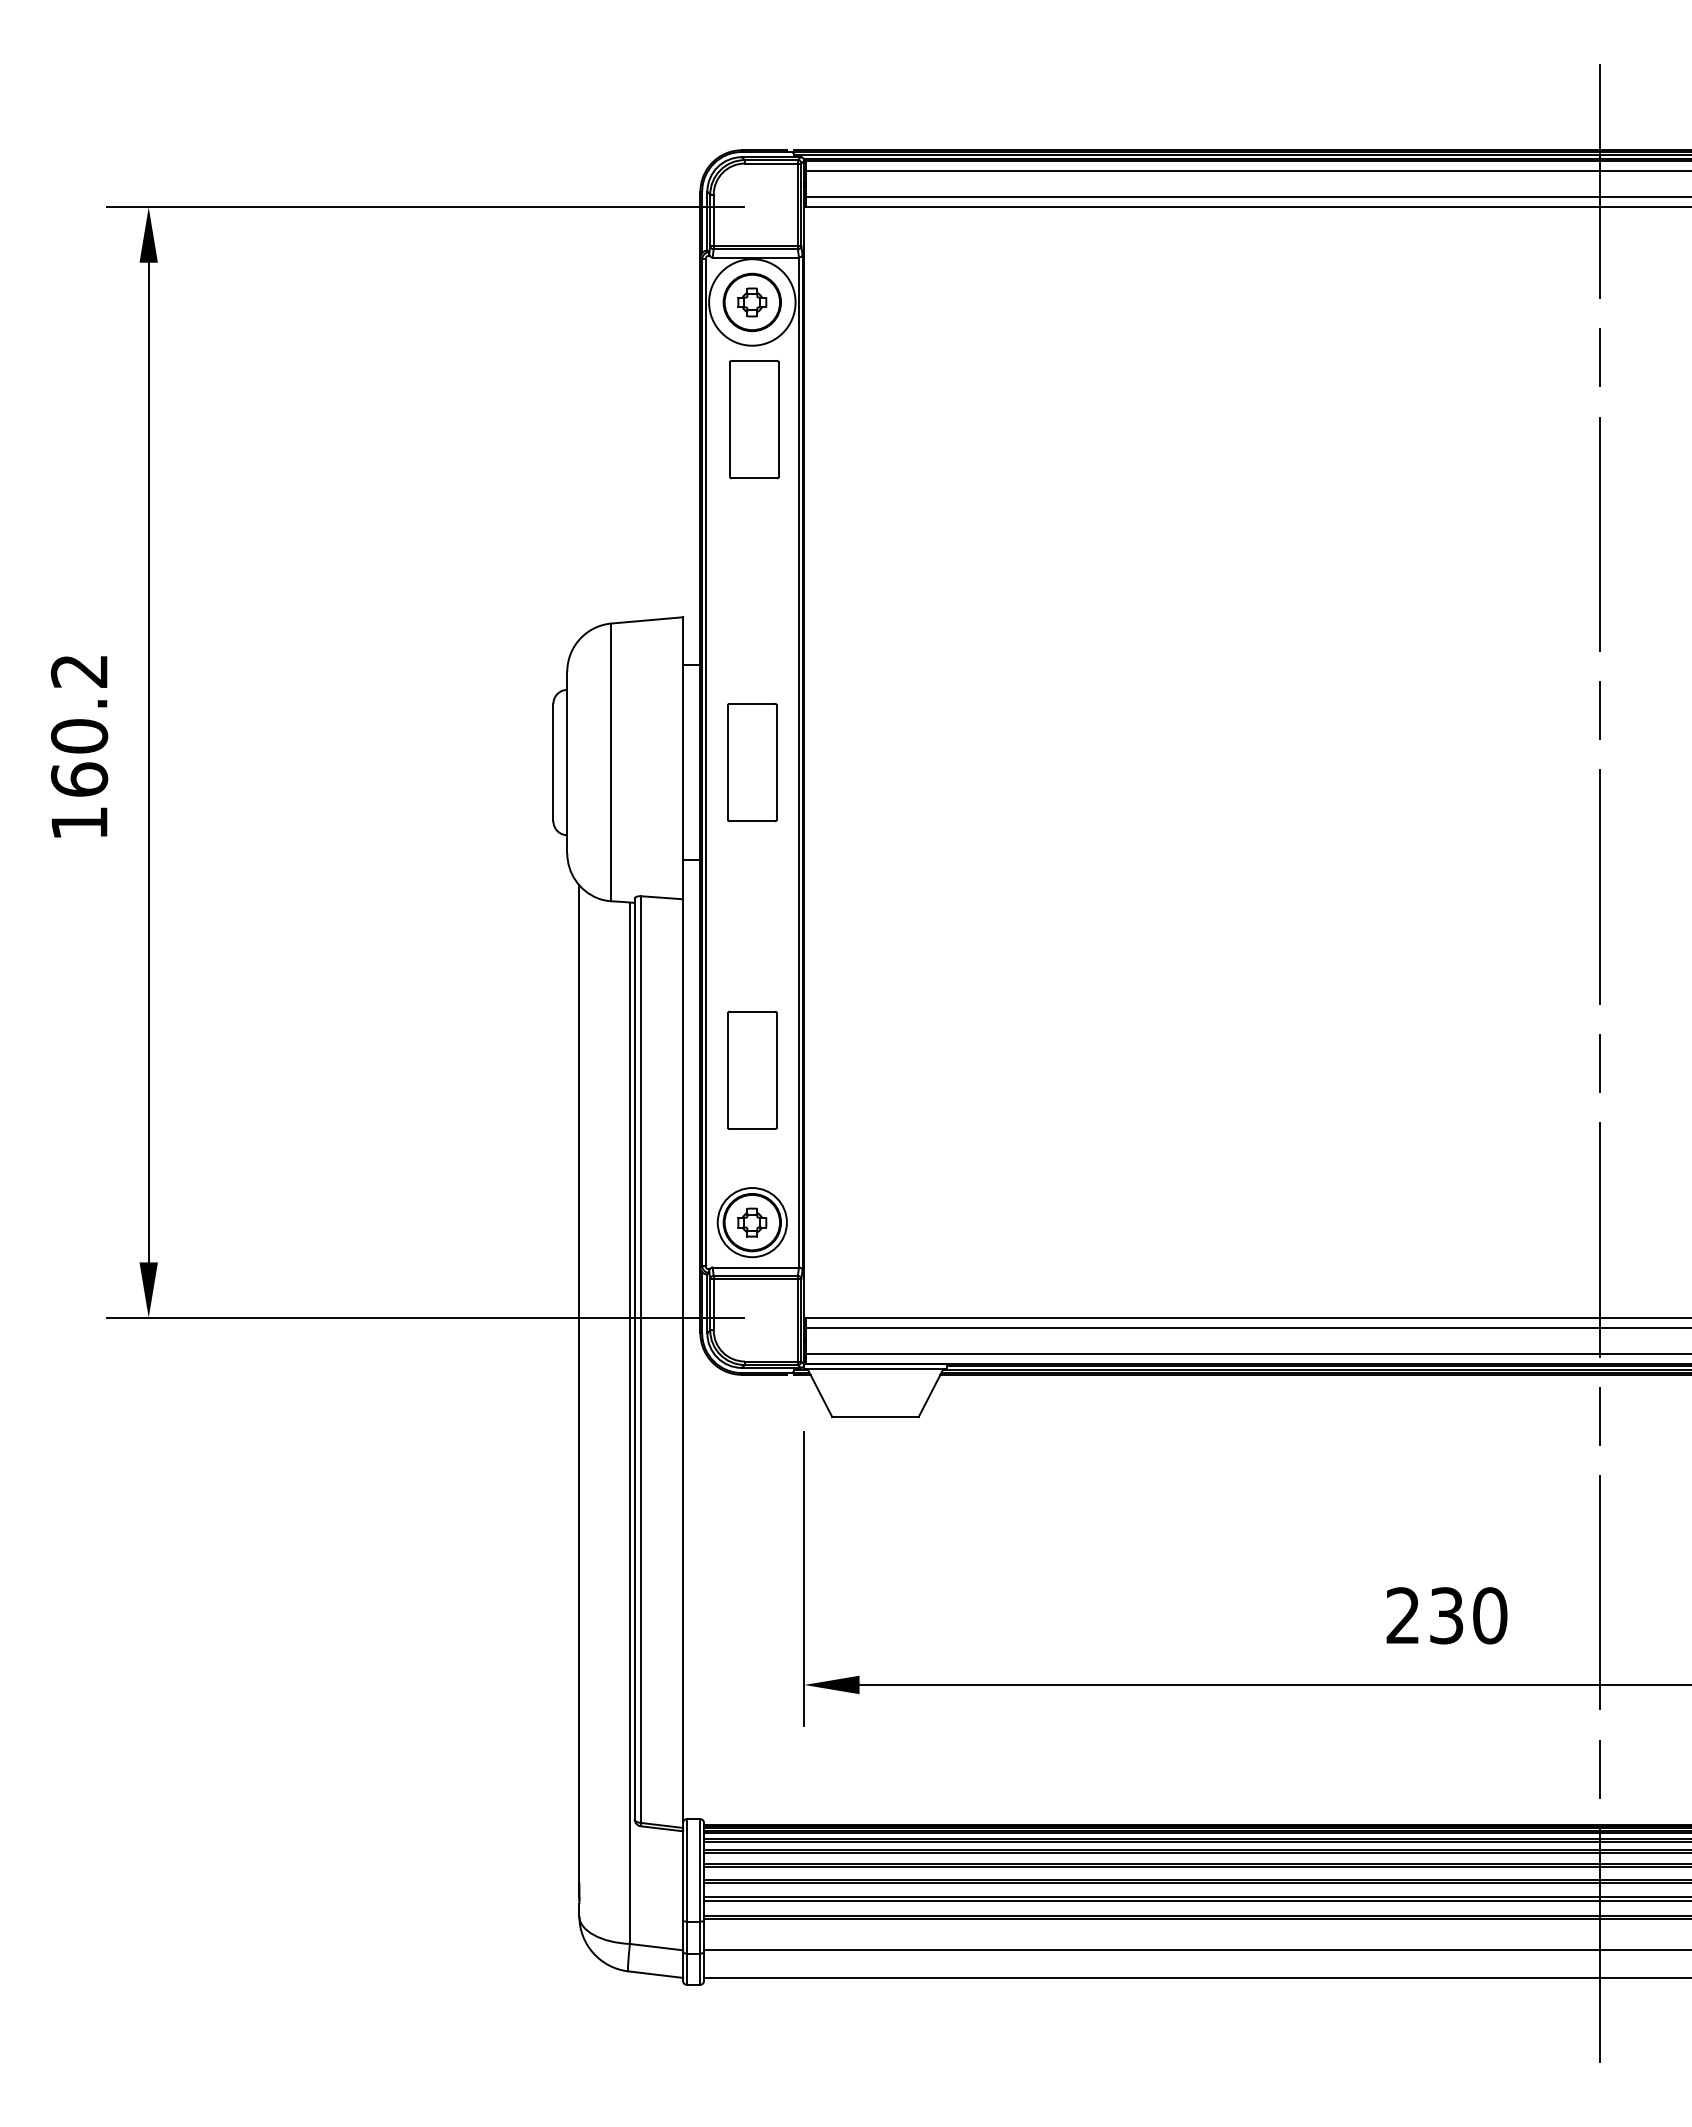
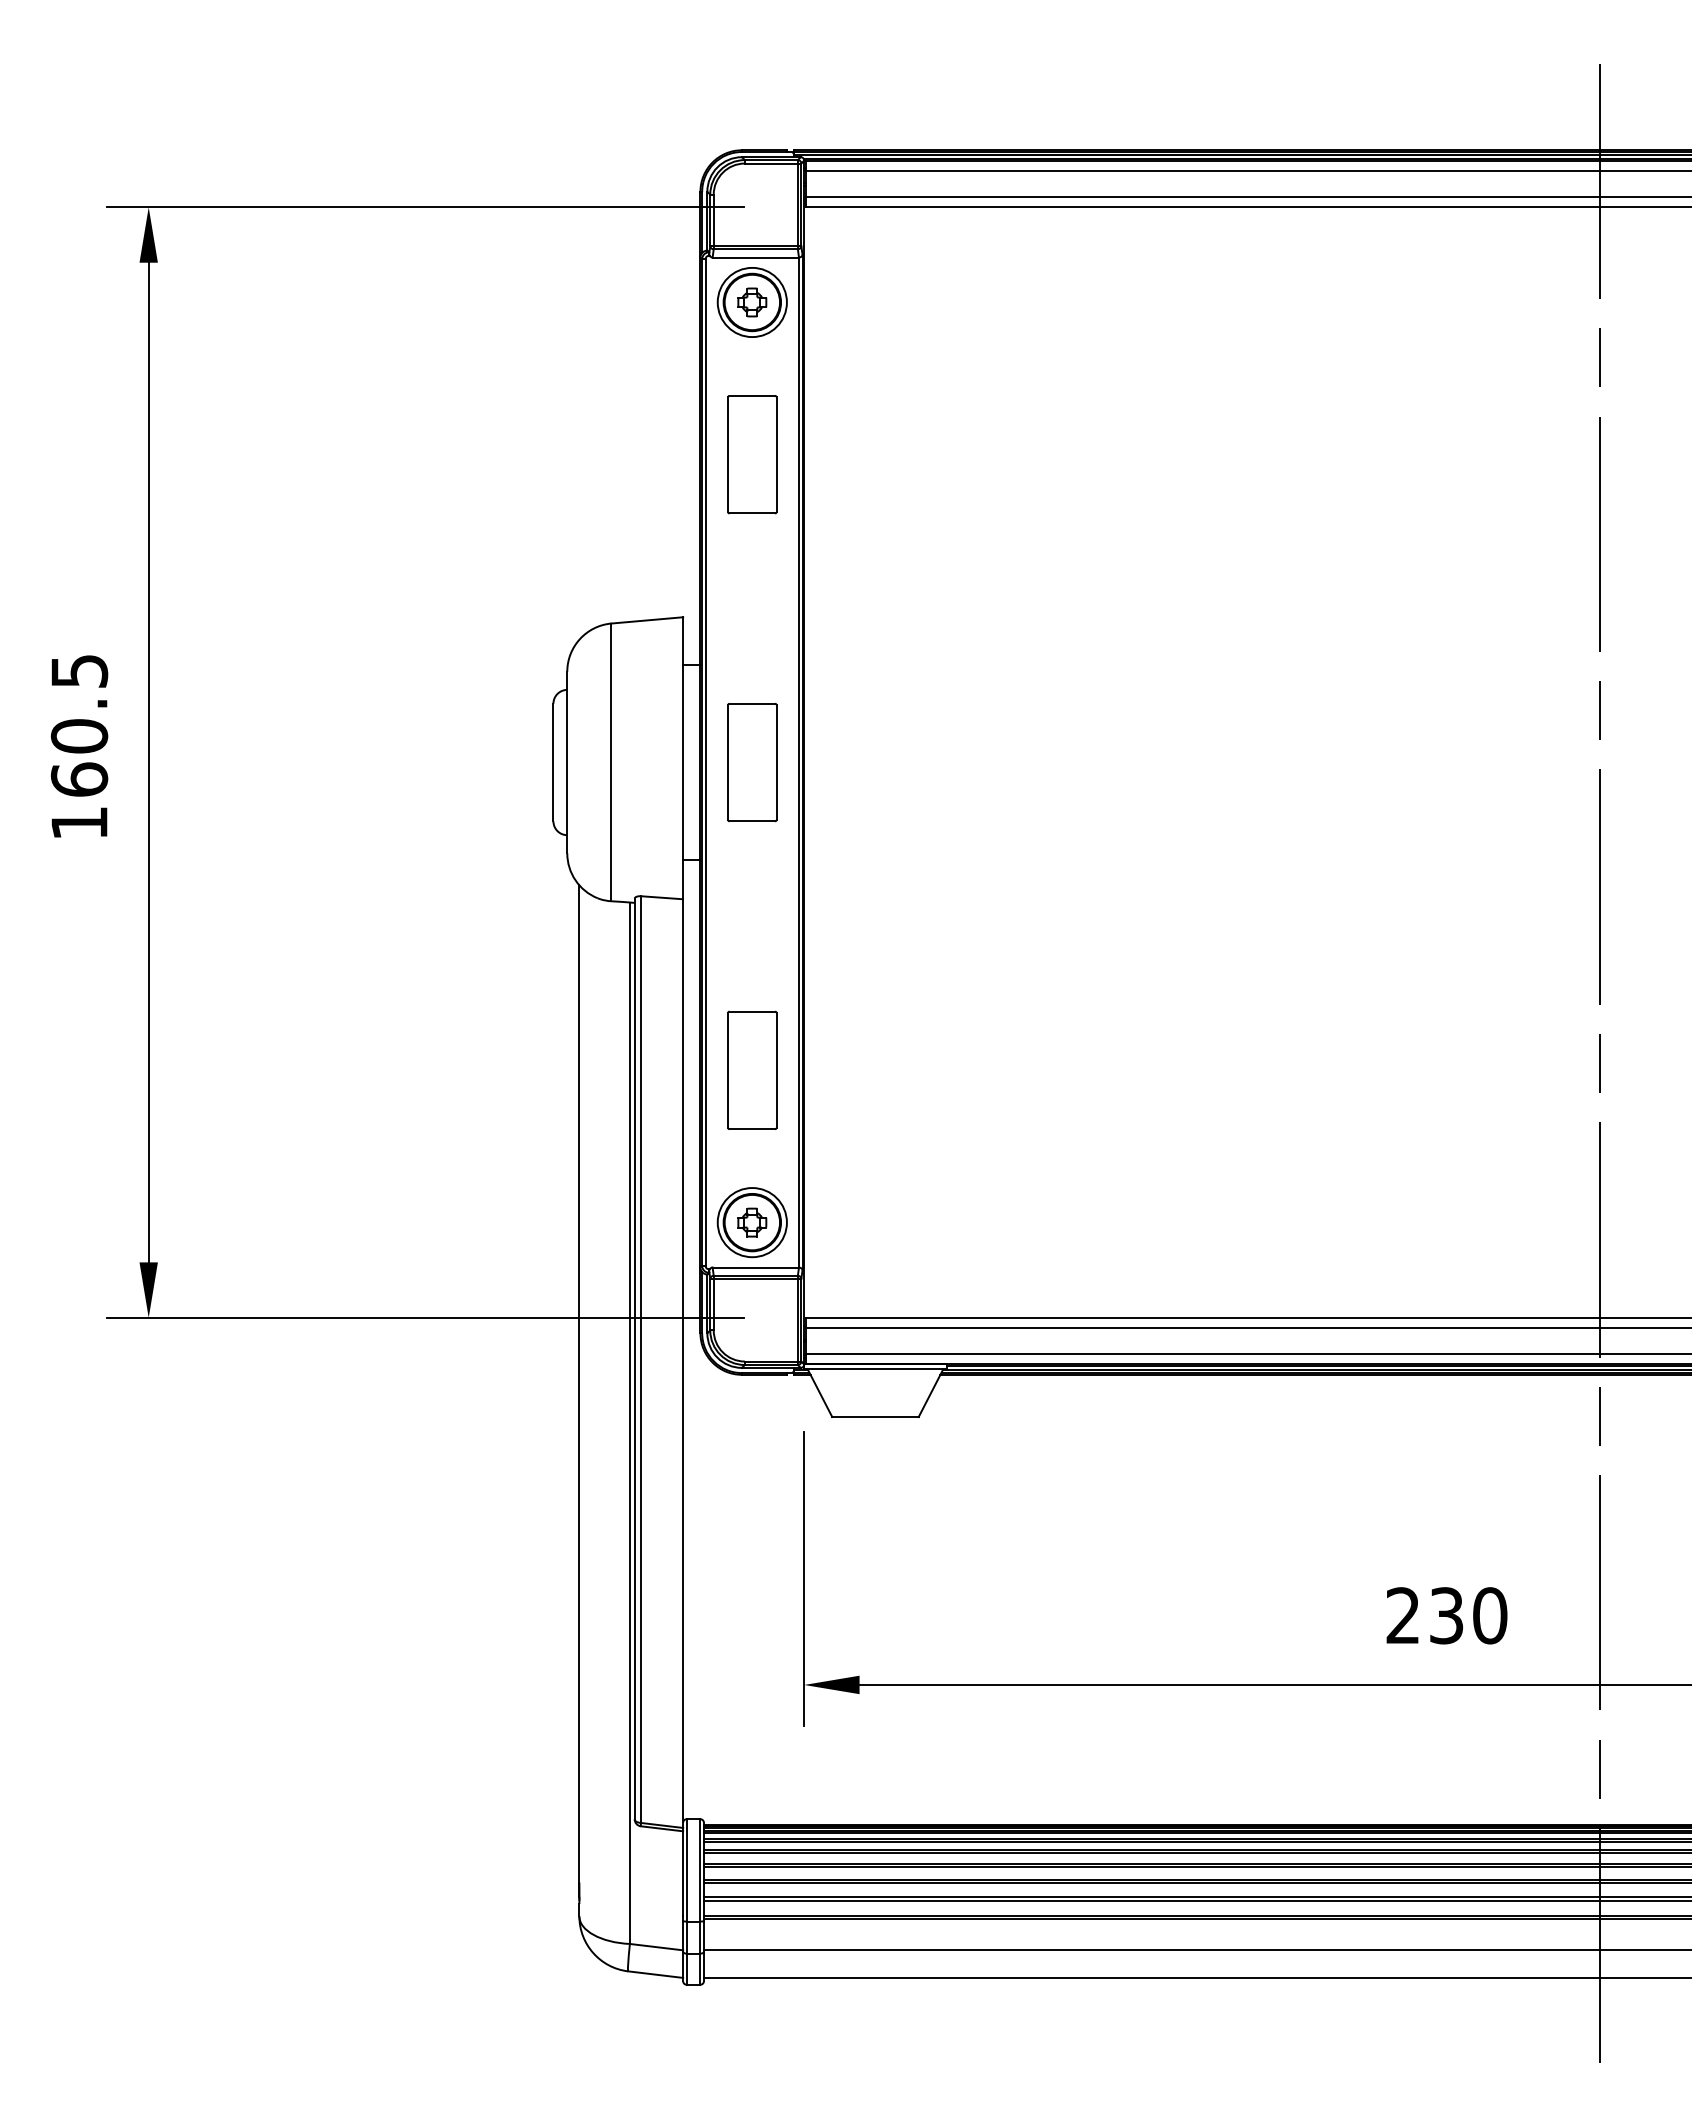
circle diameter: 86 px -> 69 px (751, 302)
part position: (754, 419) -> (752, 454) (752, 454)
text: 160.2 -> 160.5 (79, 671)
